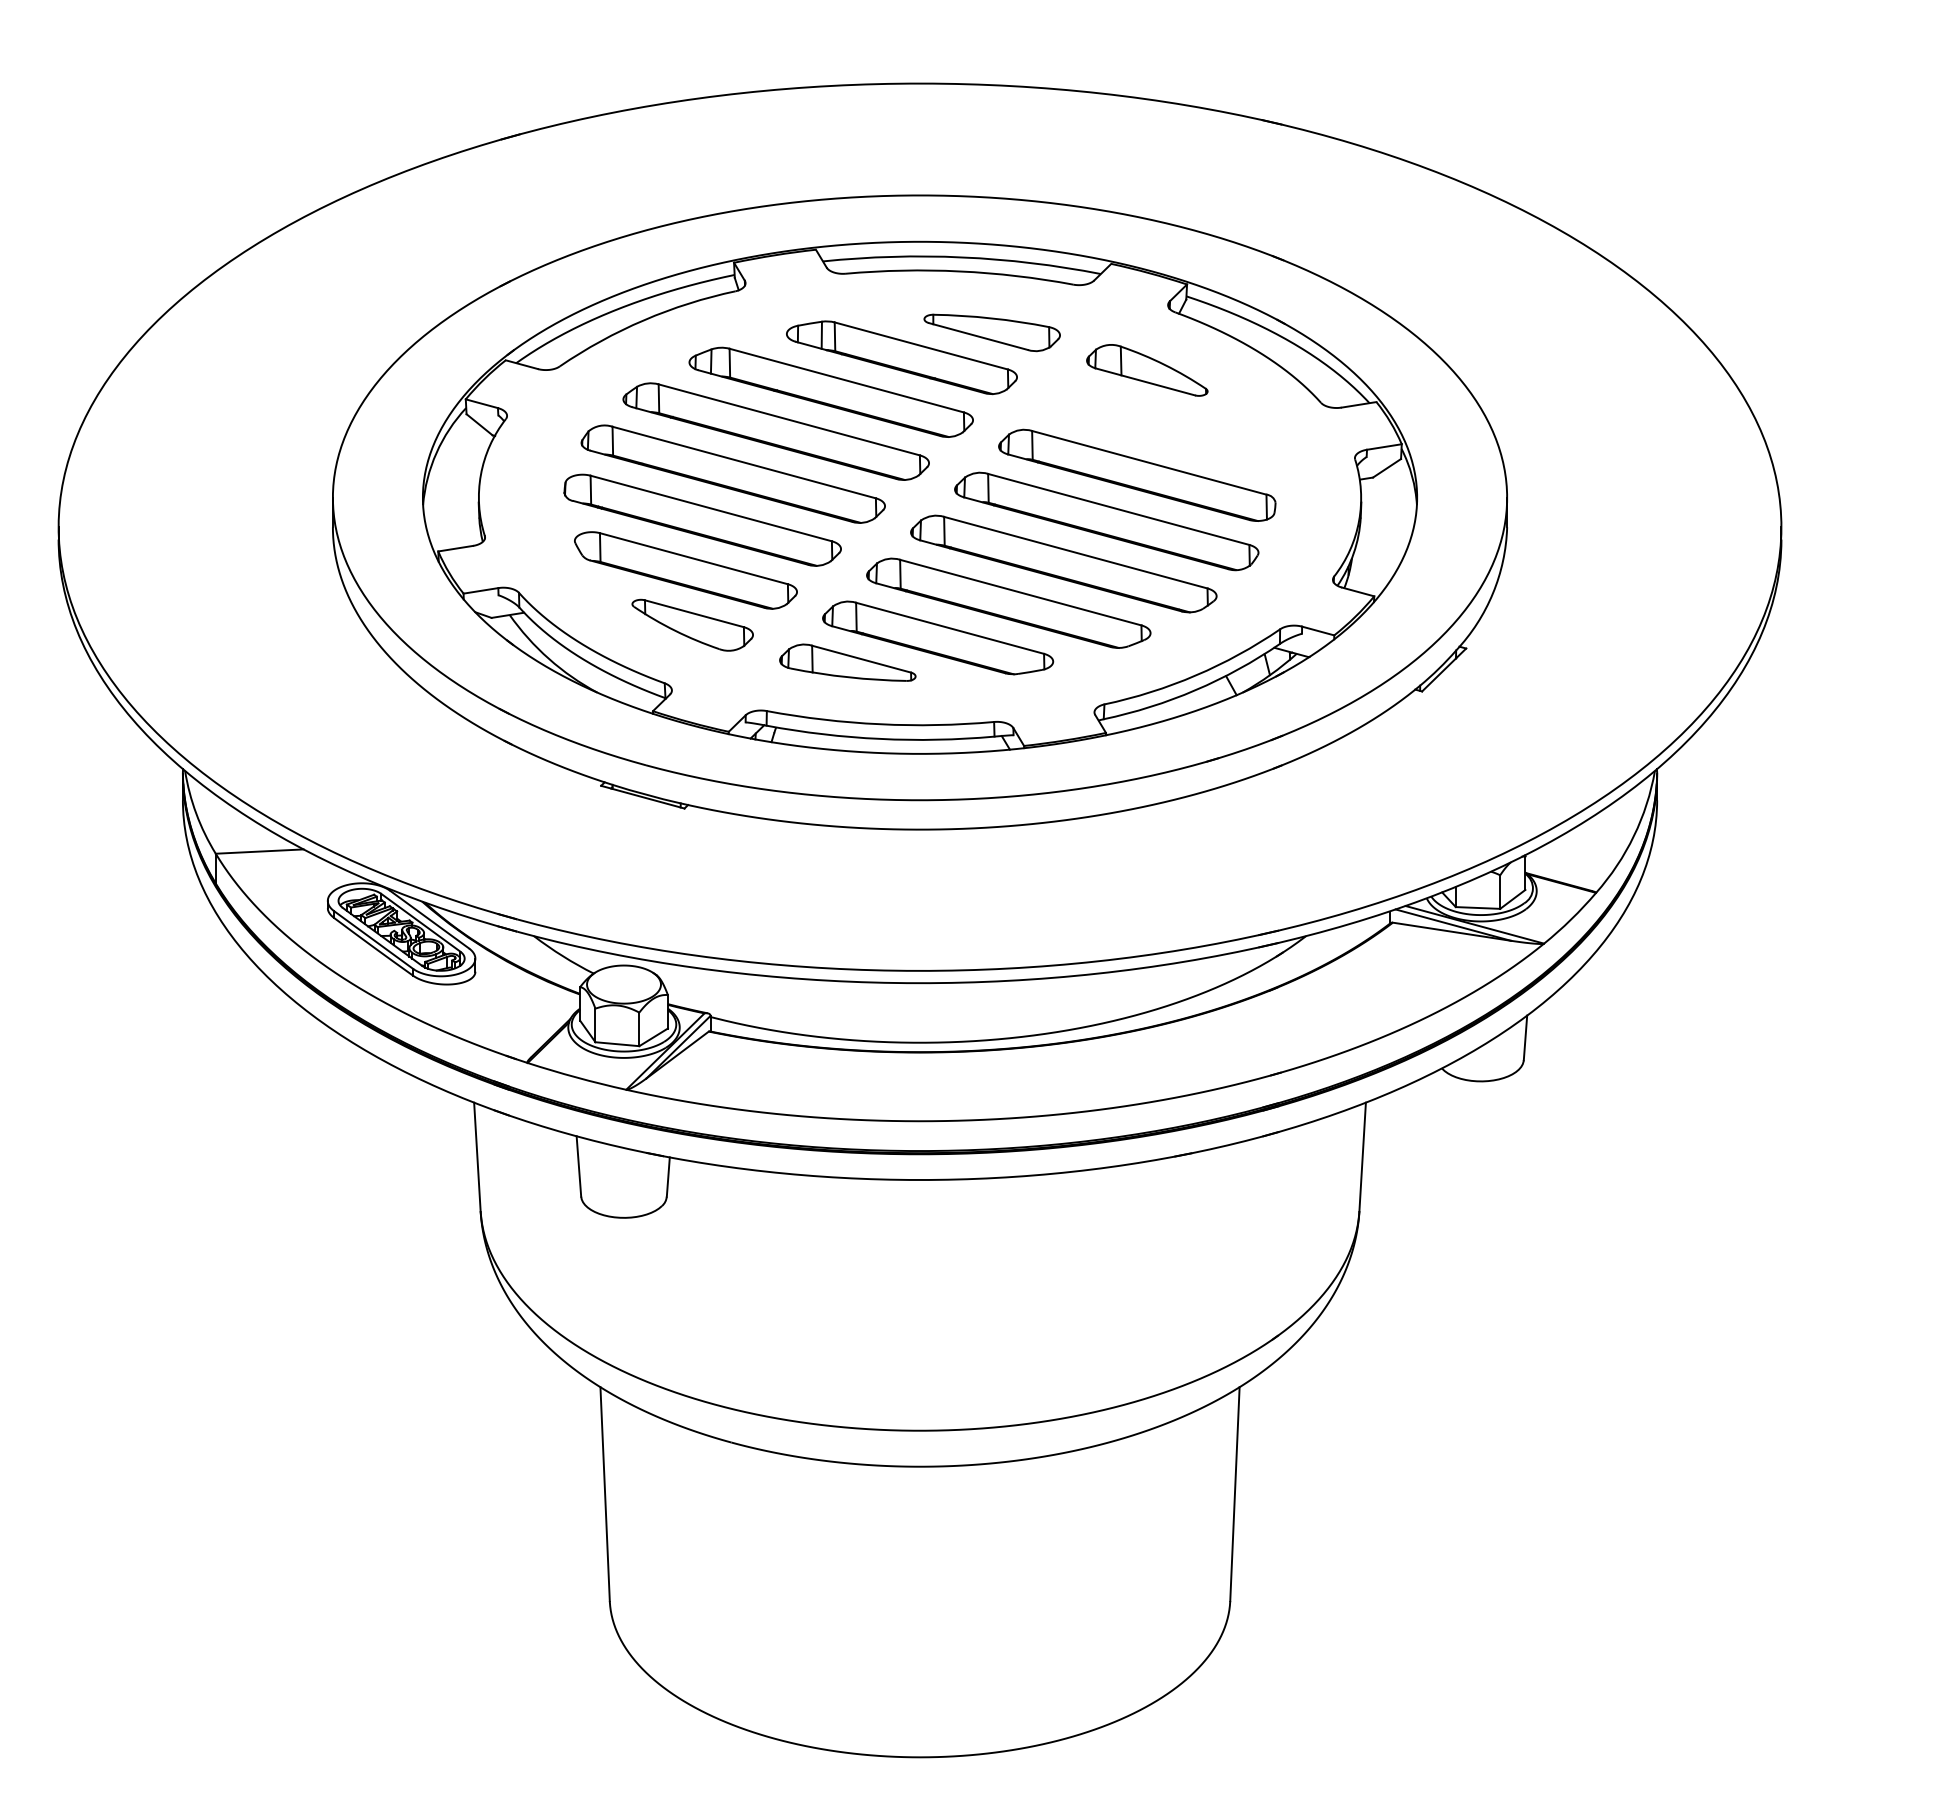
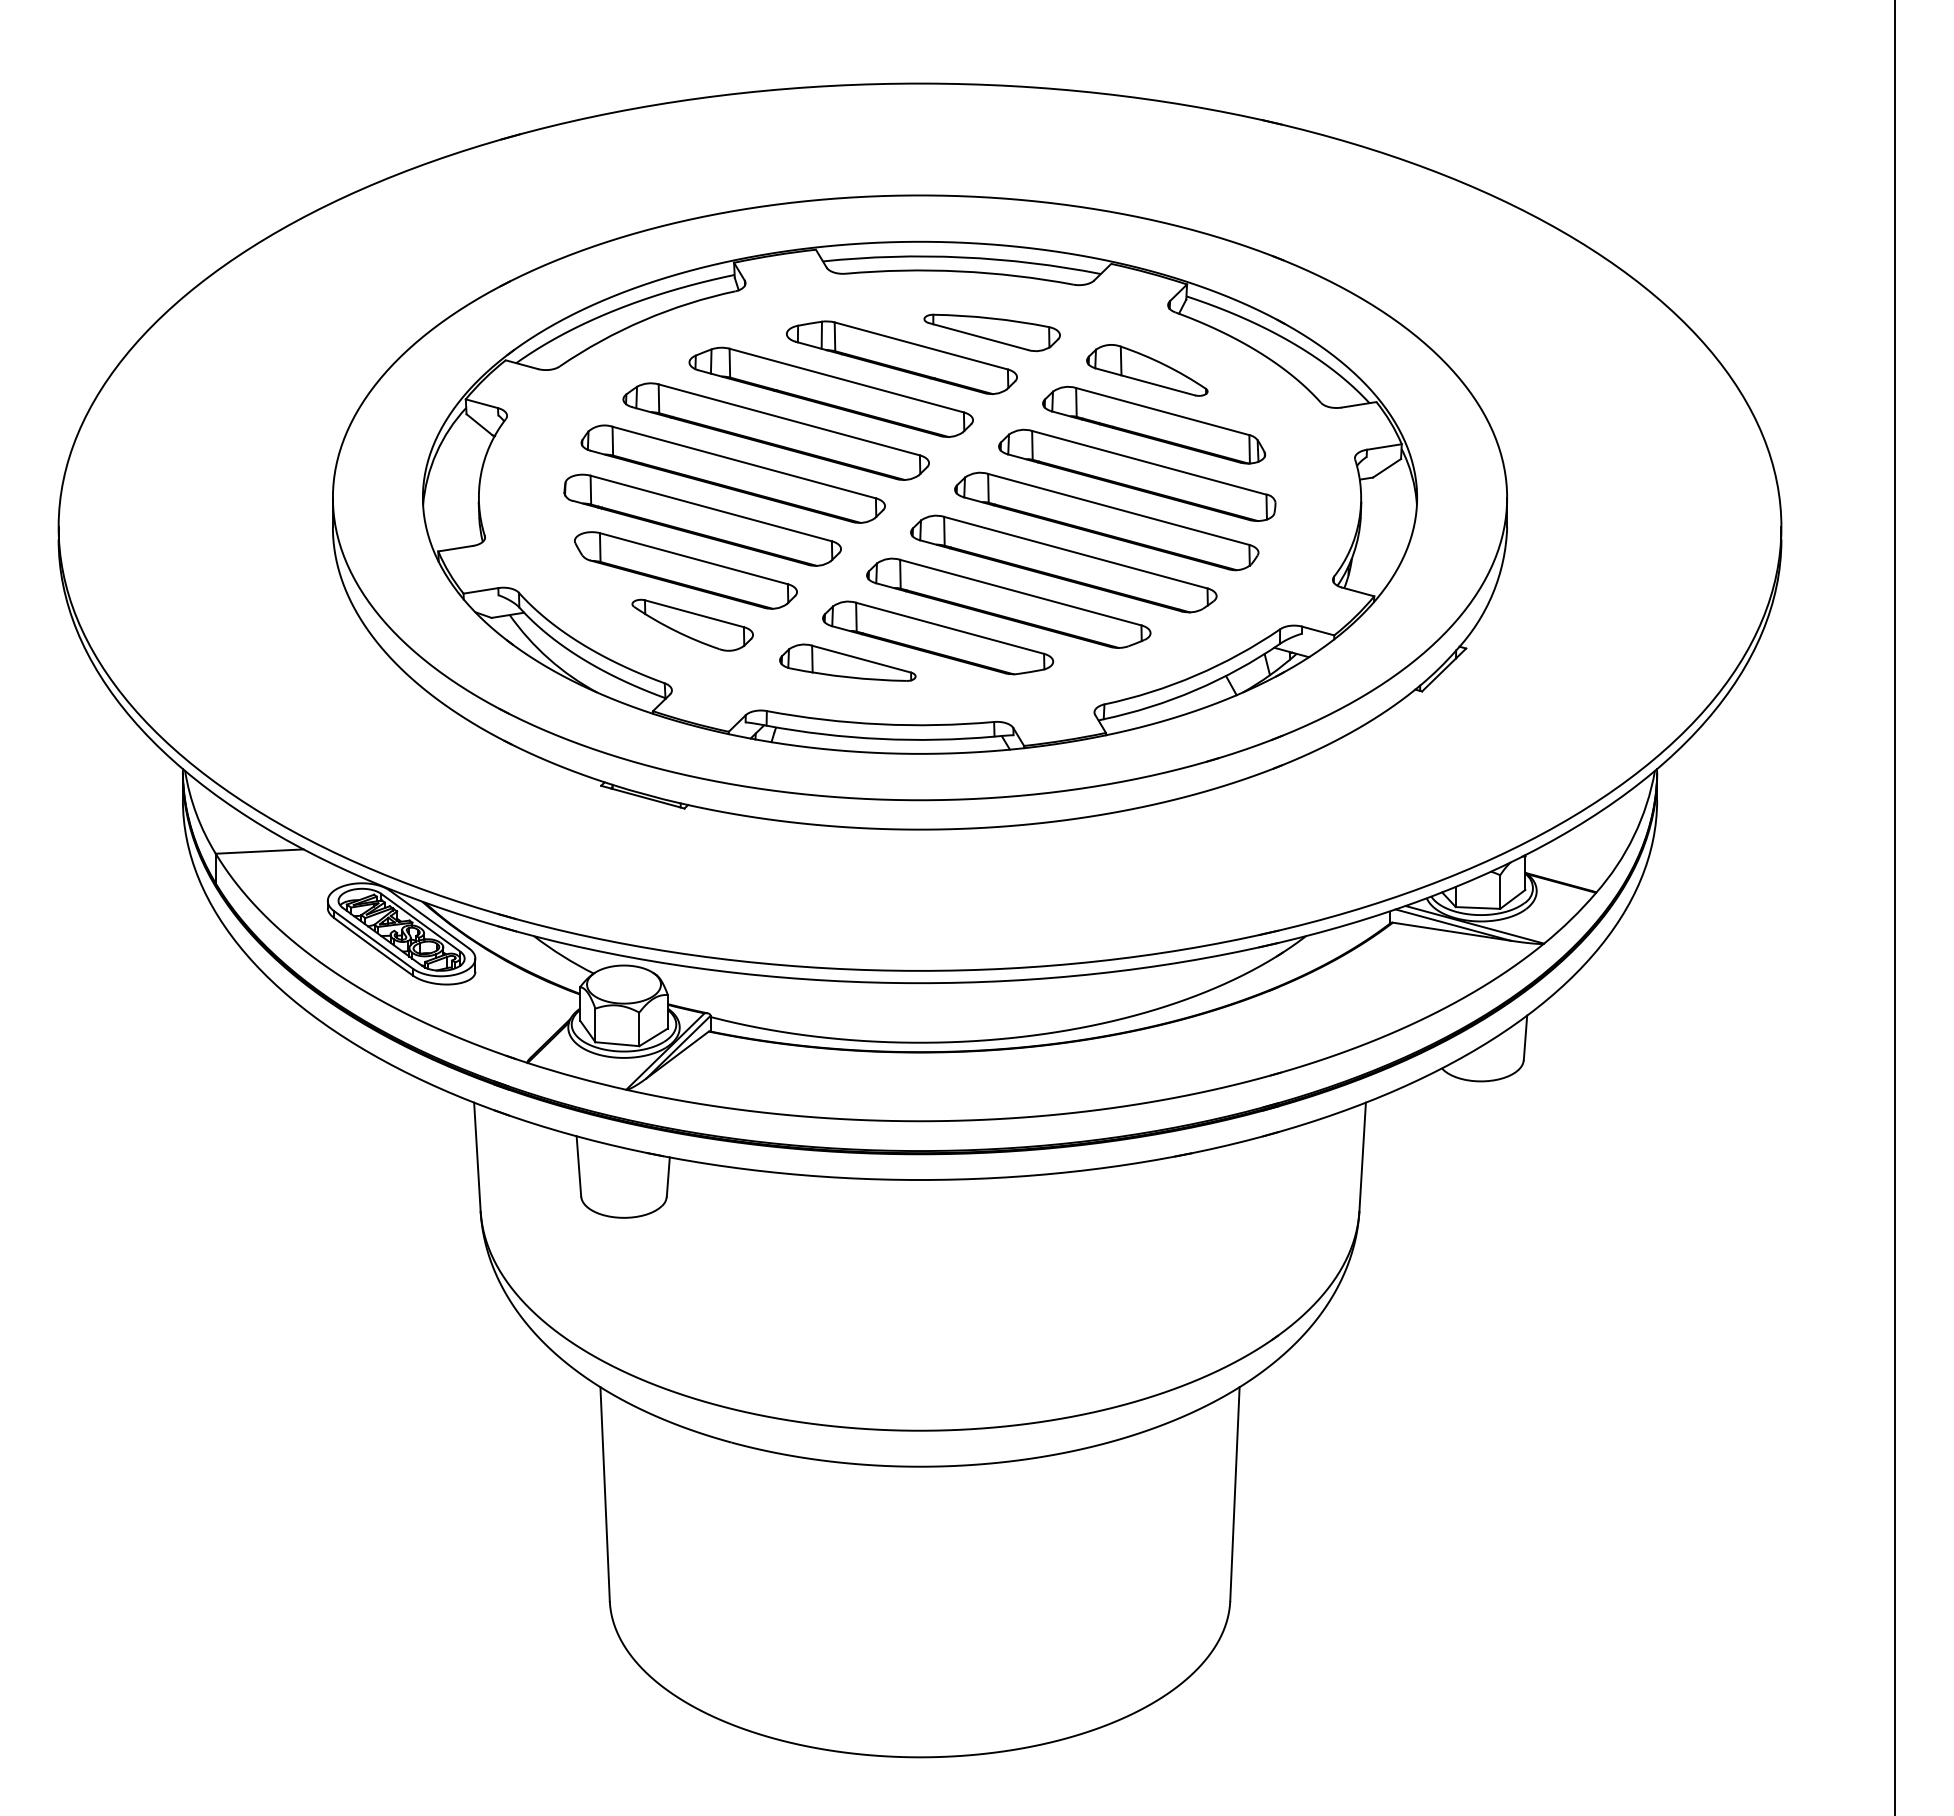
part: none -> present (1154, 424)
line: none -> present (1895, 907)
